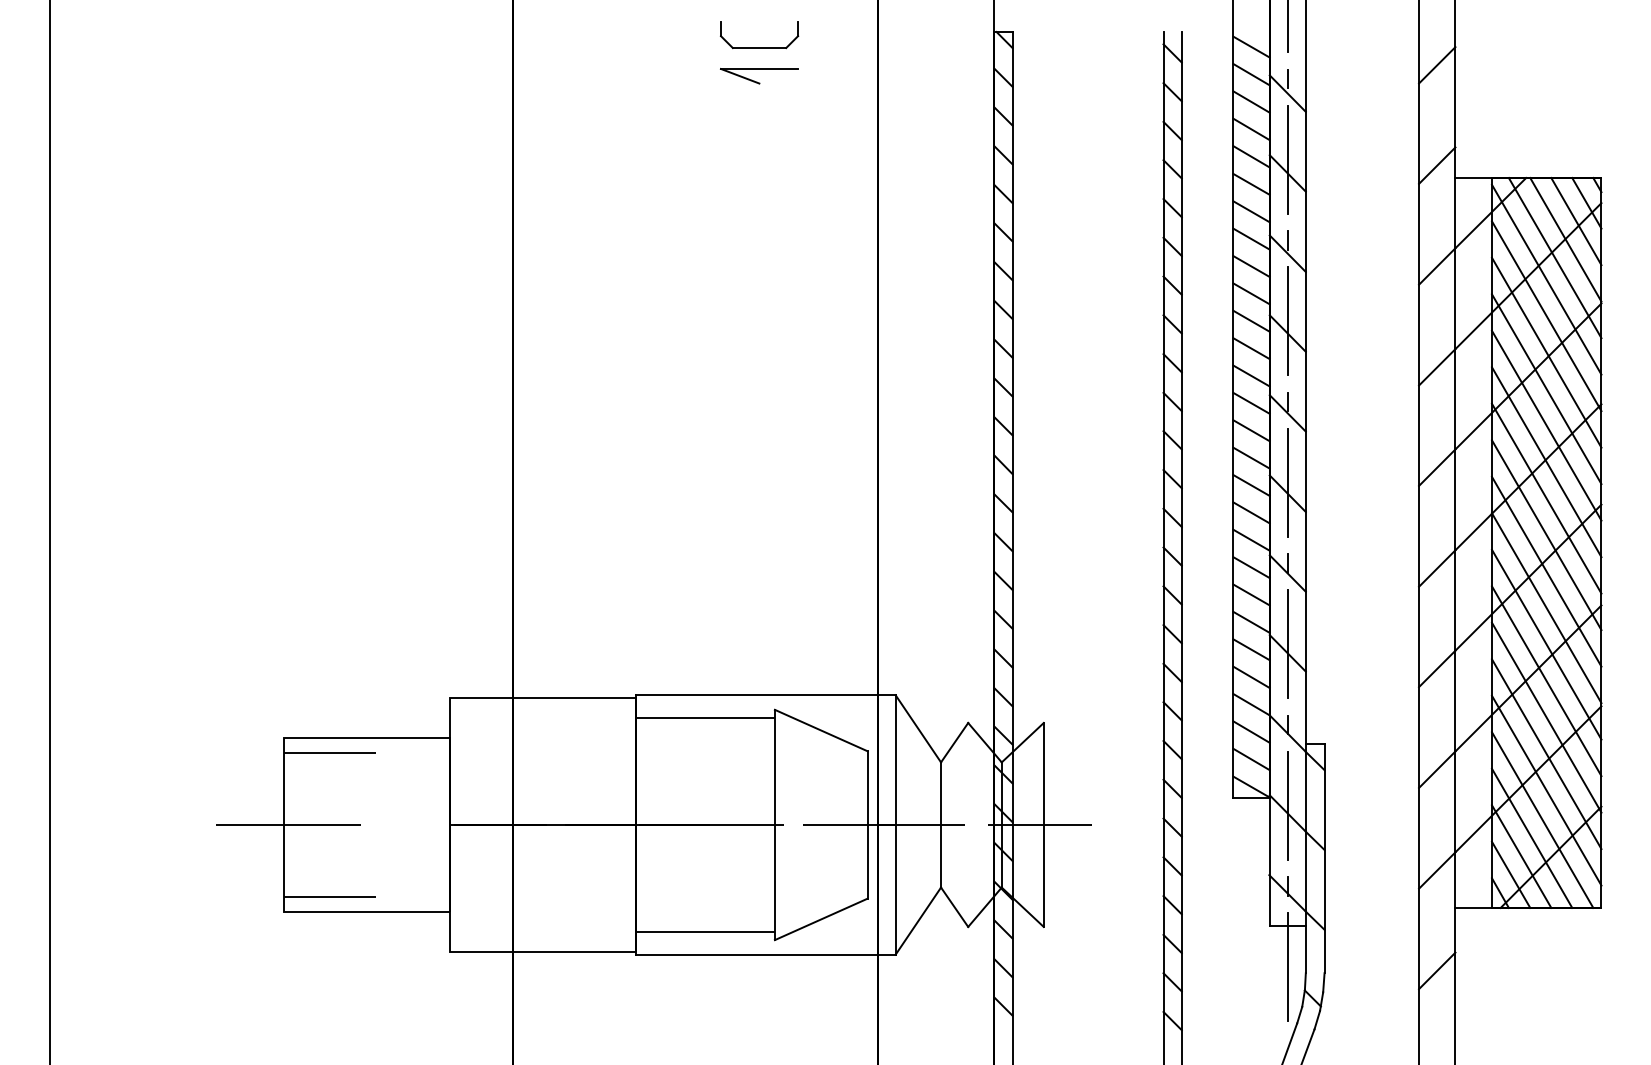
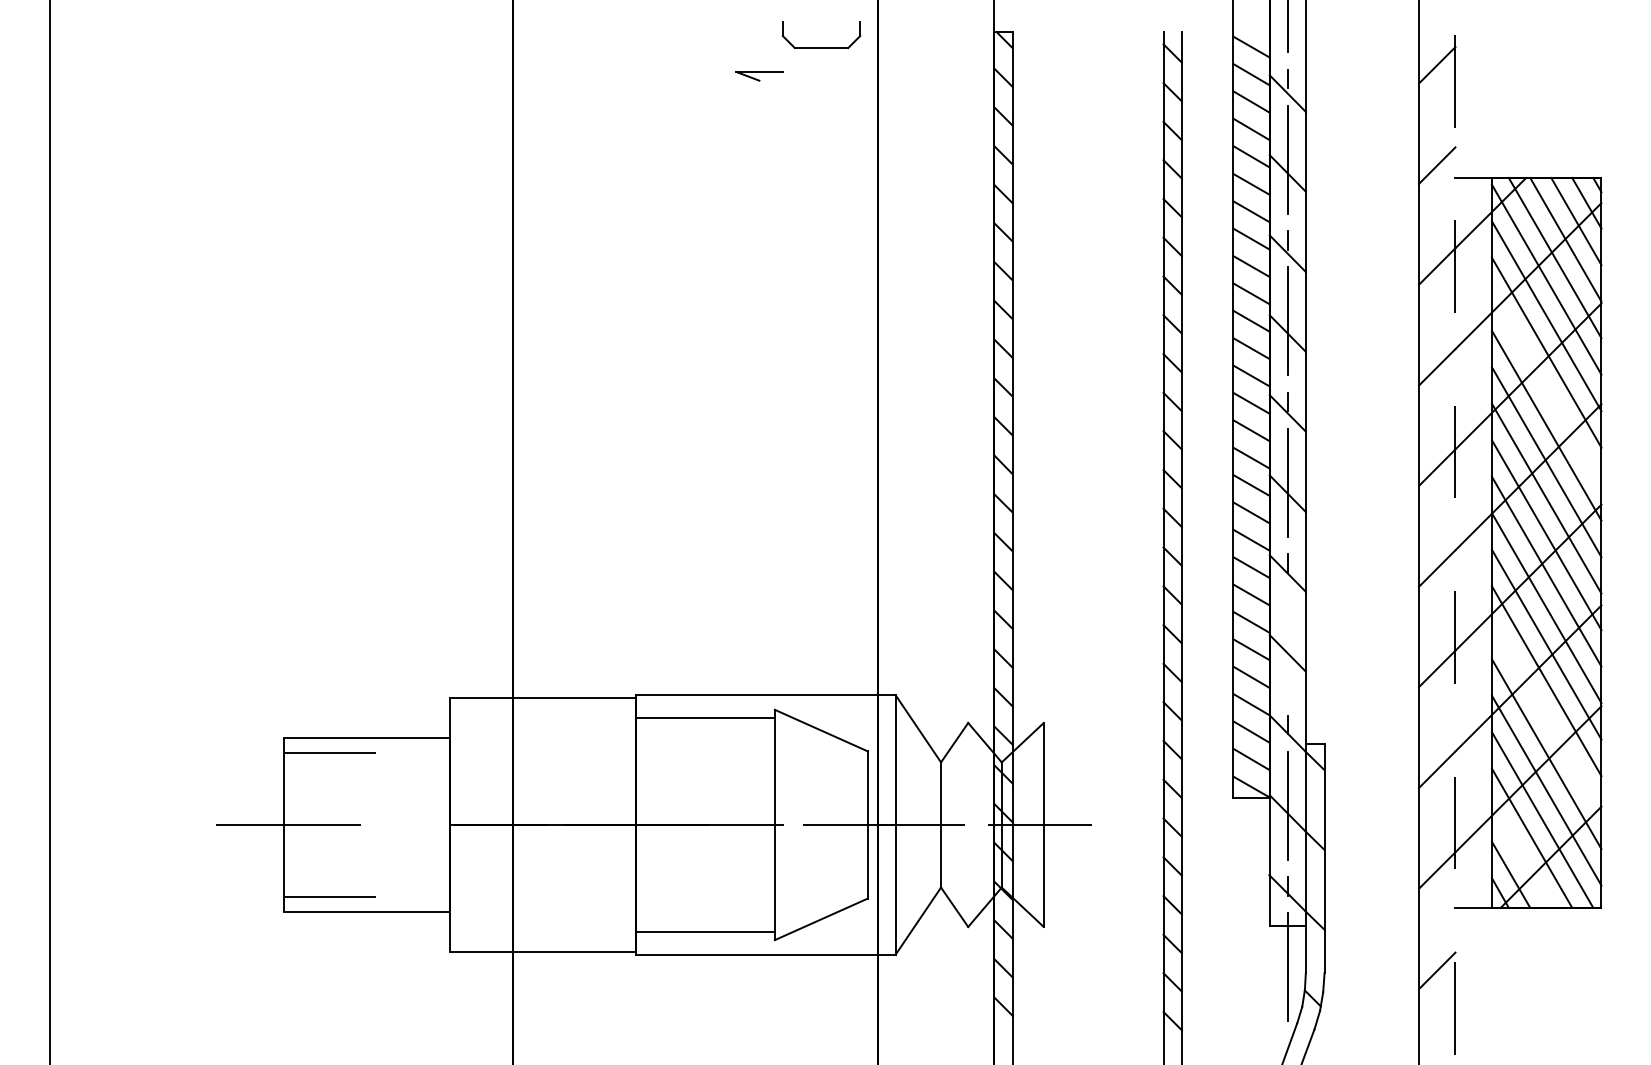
part position: (759, 47) -> (821, 47) (821, 47)
part size: 79x17 px -> 49x11 px (759, 76)
line: present -> none (1546, 389)
line: solid -> dashed (1455, 532)
line: present -> none (1288, 644)
line: present -> none (1546, 717)
line: present -> none (1521, 856)
